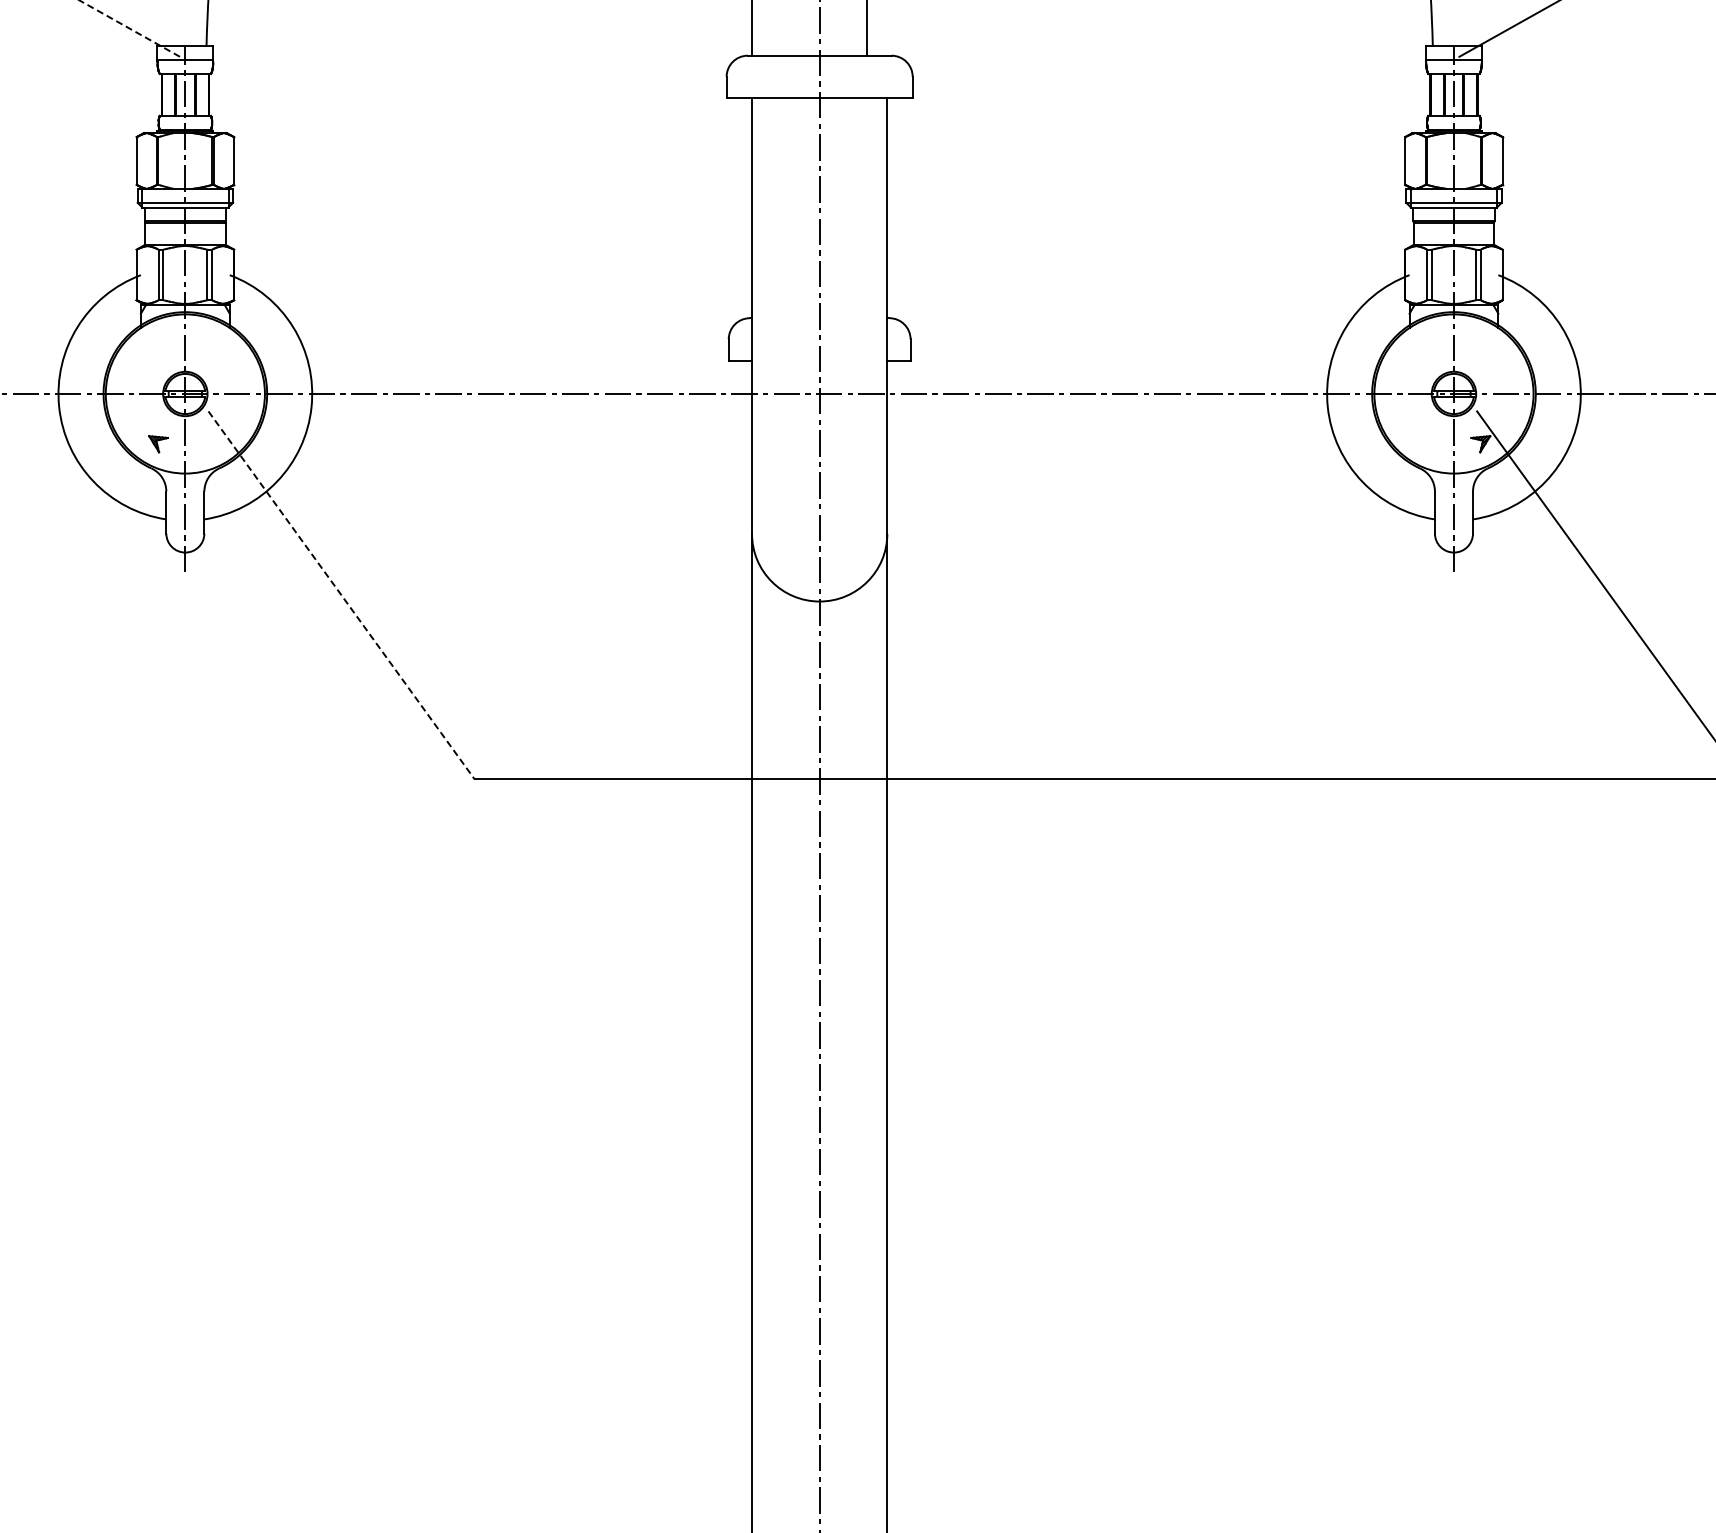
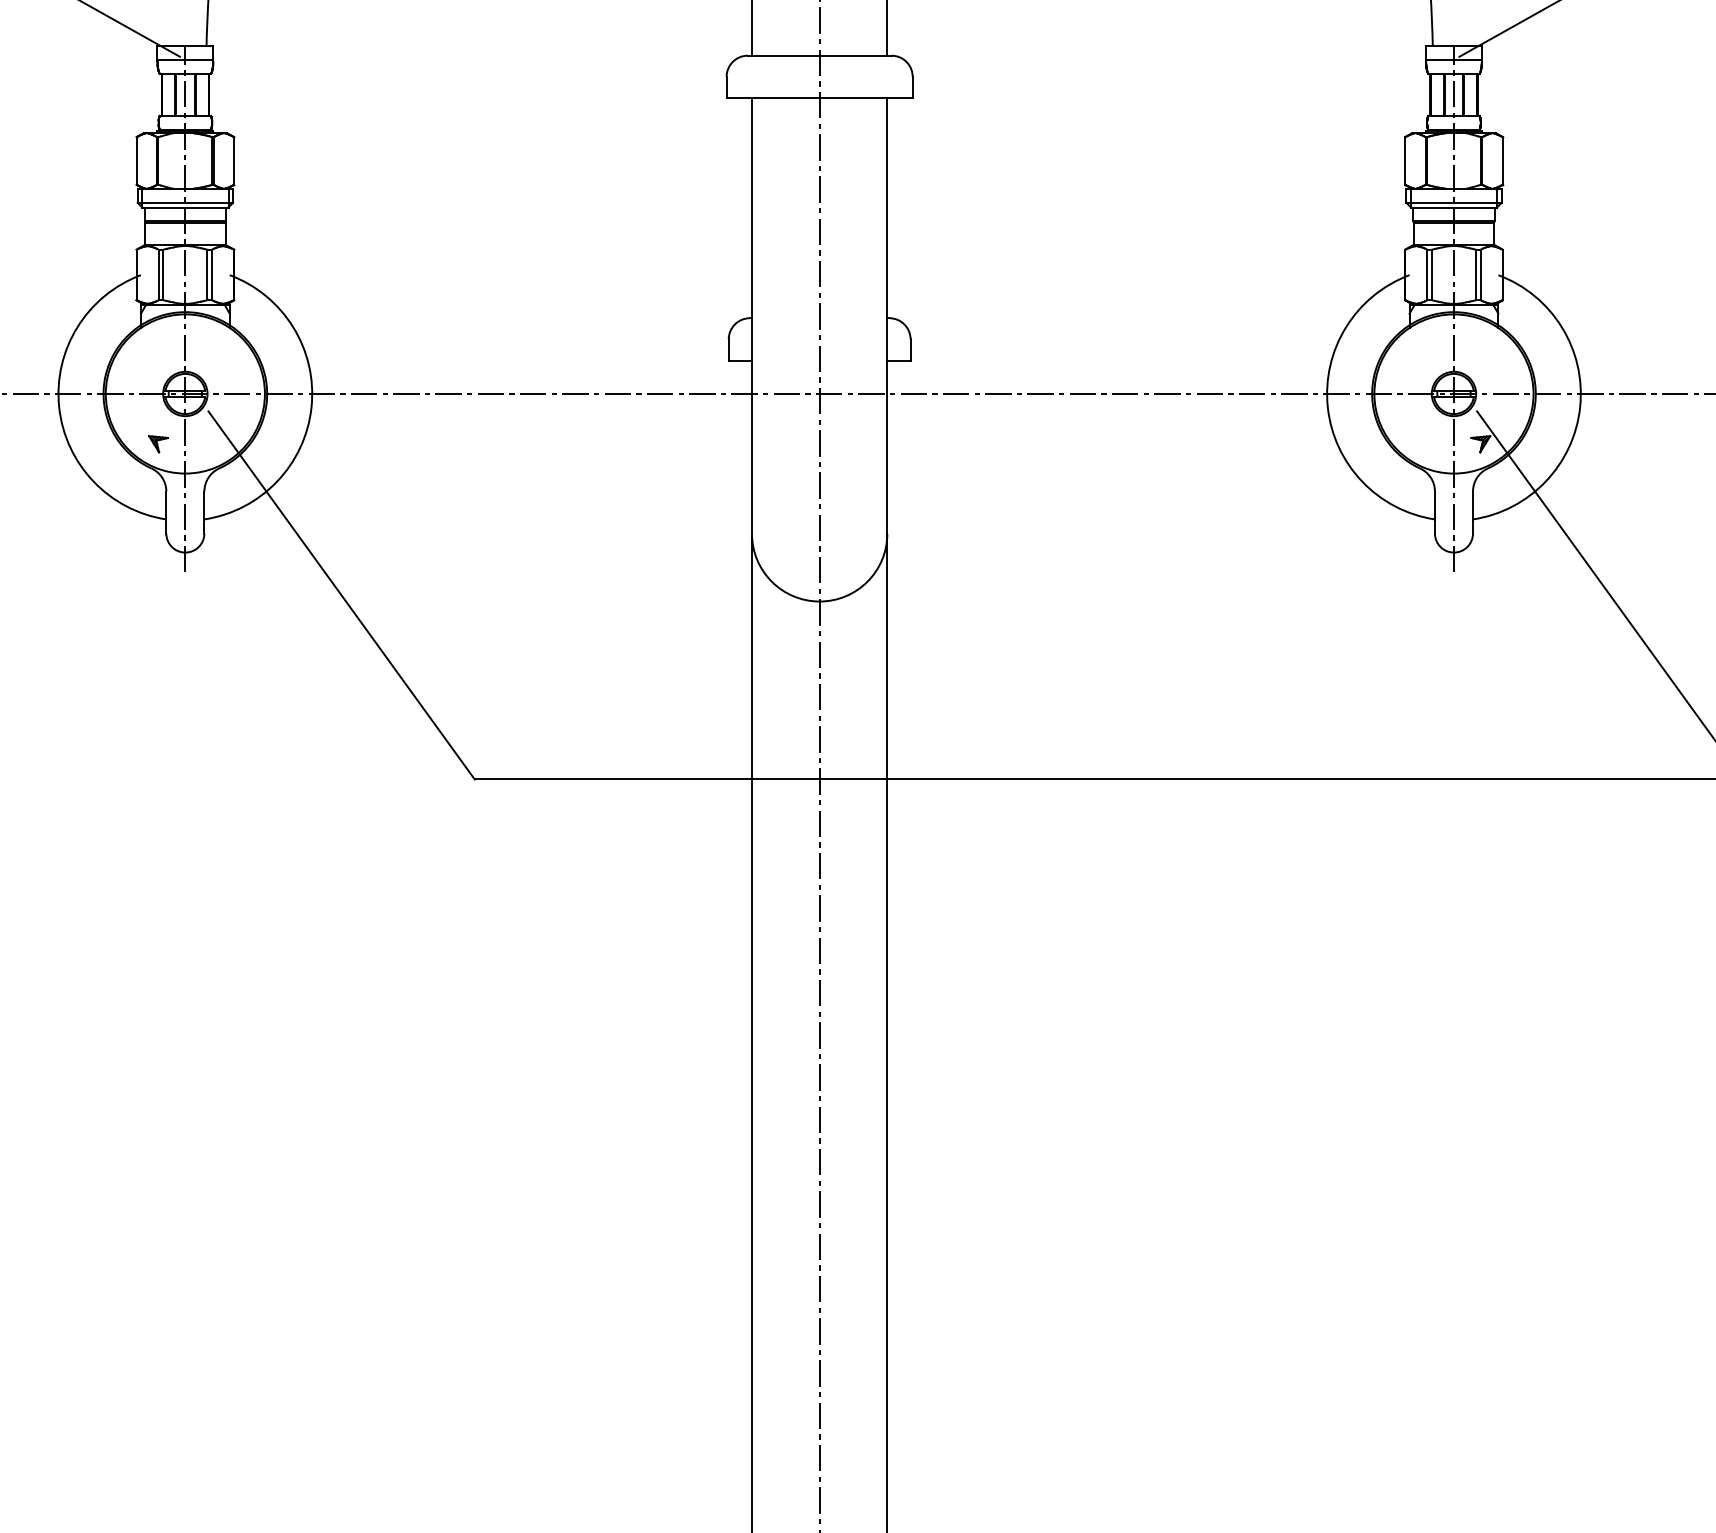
line: dashed -> solid (129, 28)
line position: (867, 28) -> (887, 28) (887, 28)
line: dashed -> solid (341, 595)
